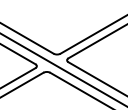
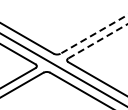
line: solid -> dashed (94, 34)
line: solid -> dashed (98, 40)
